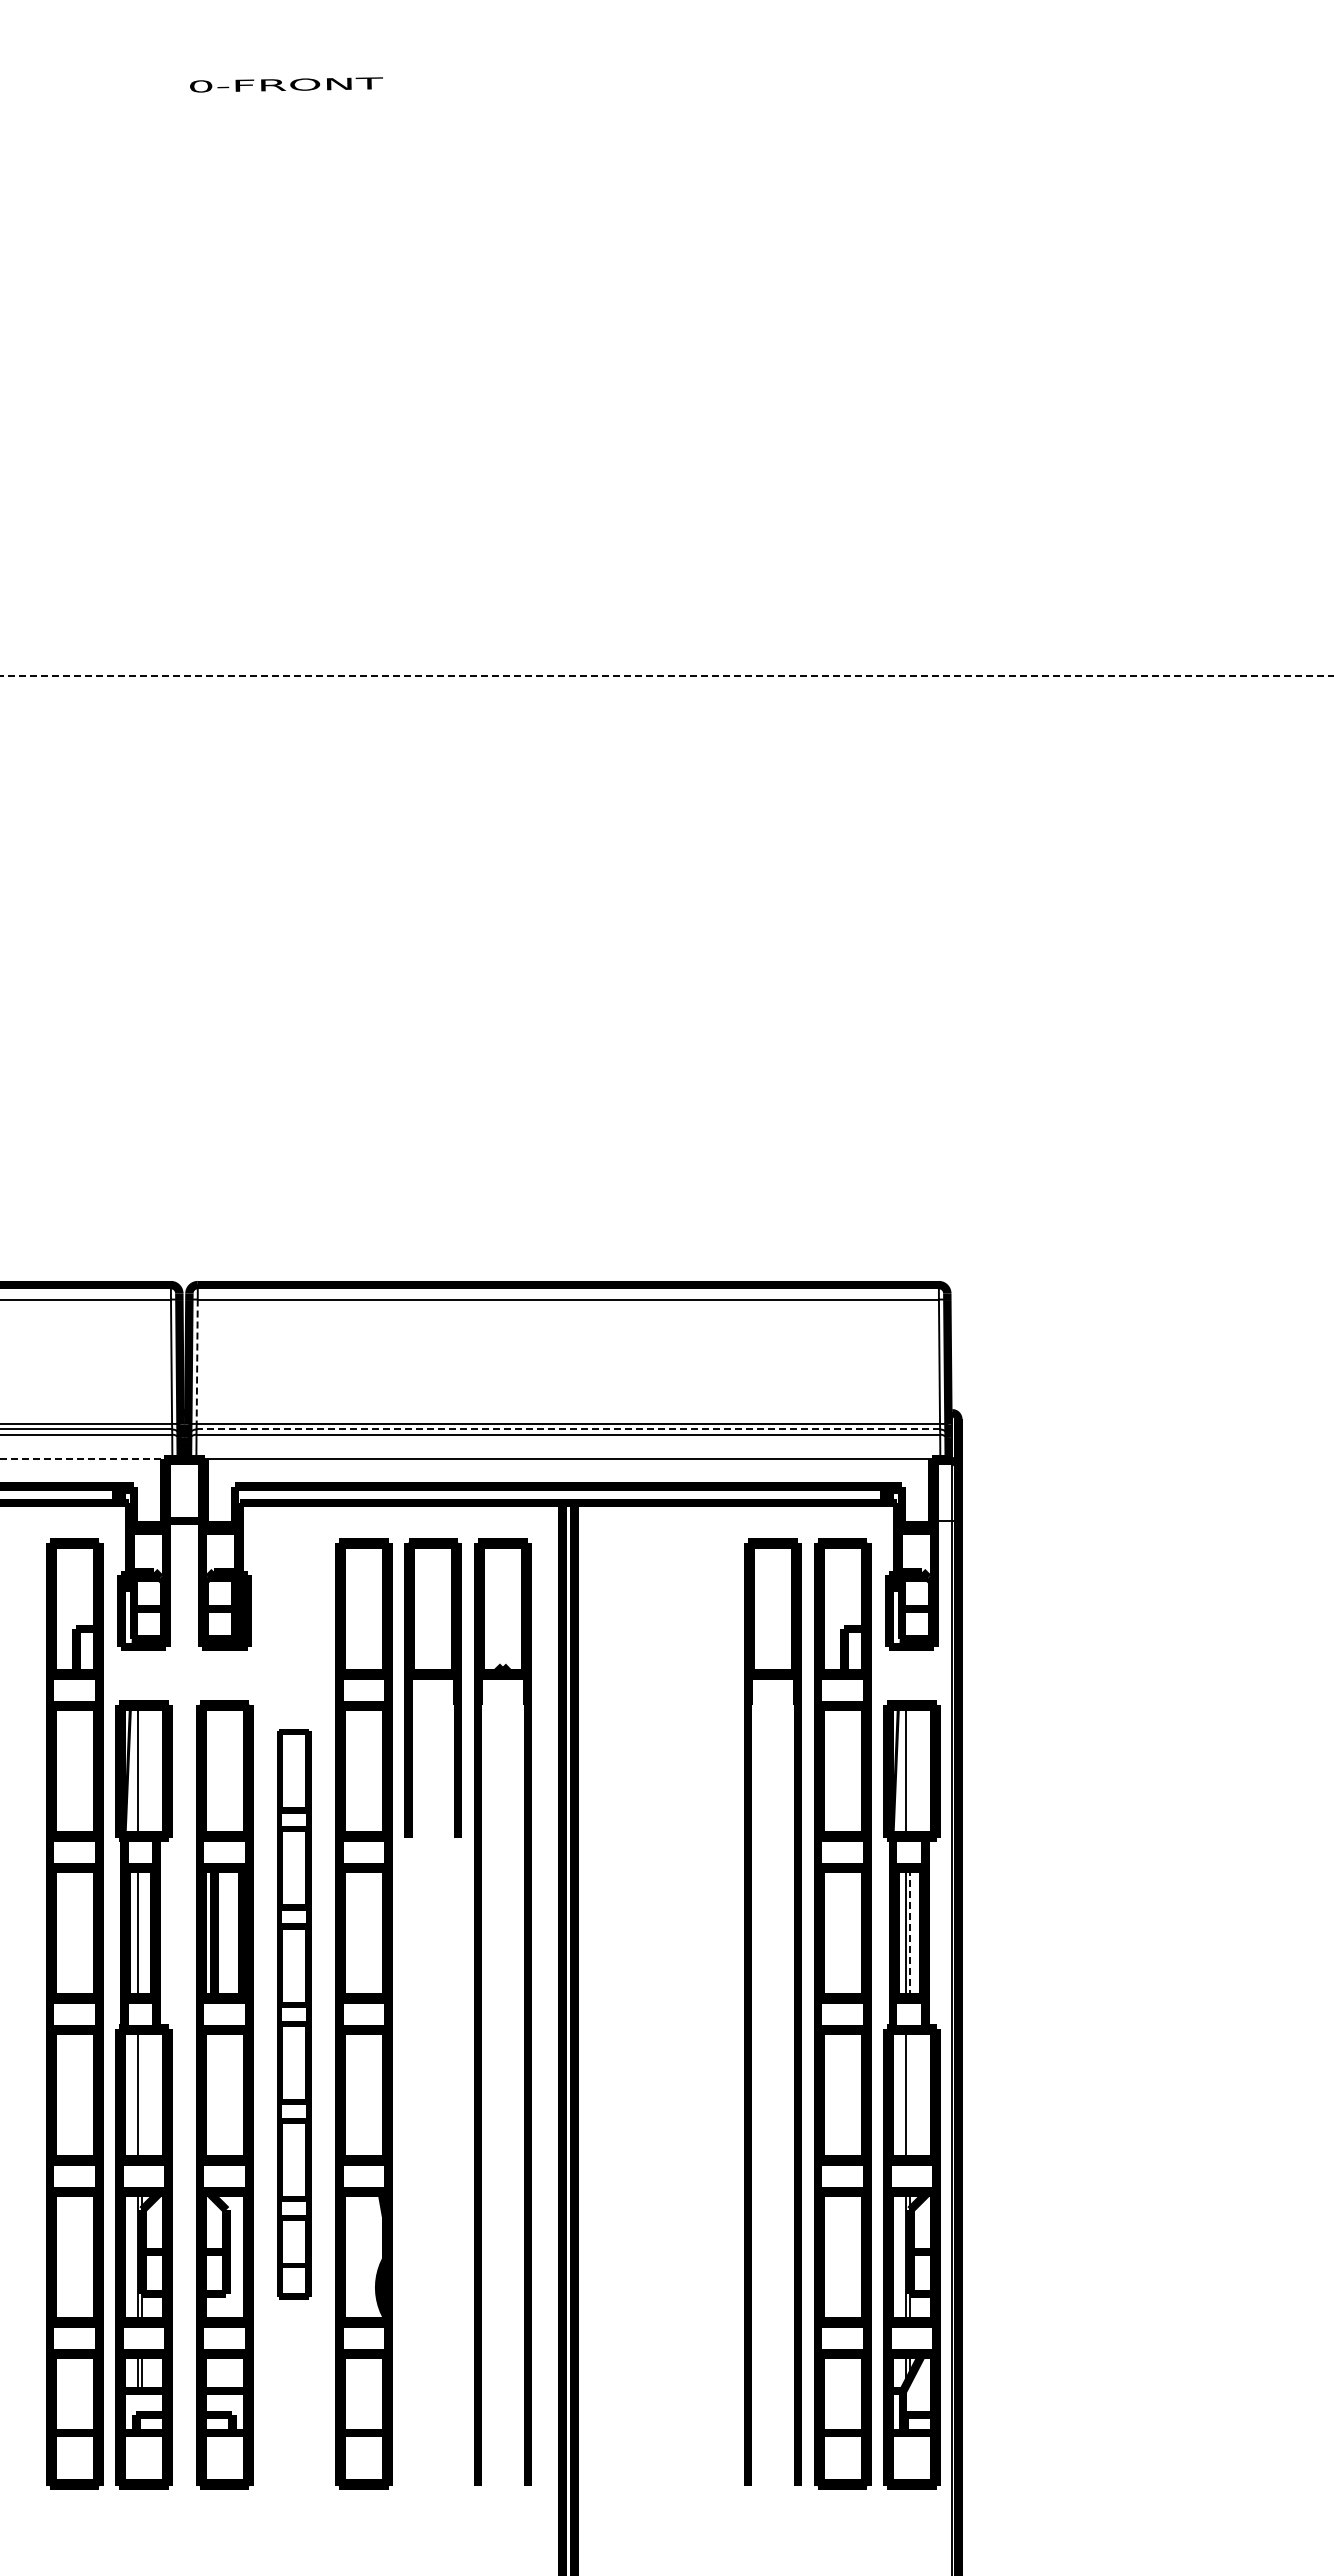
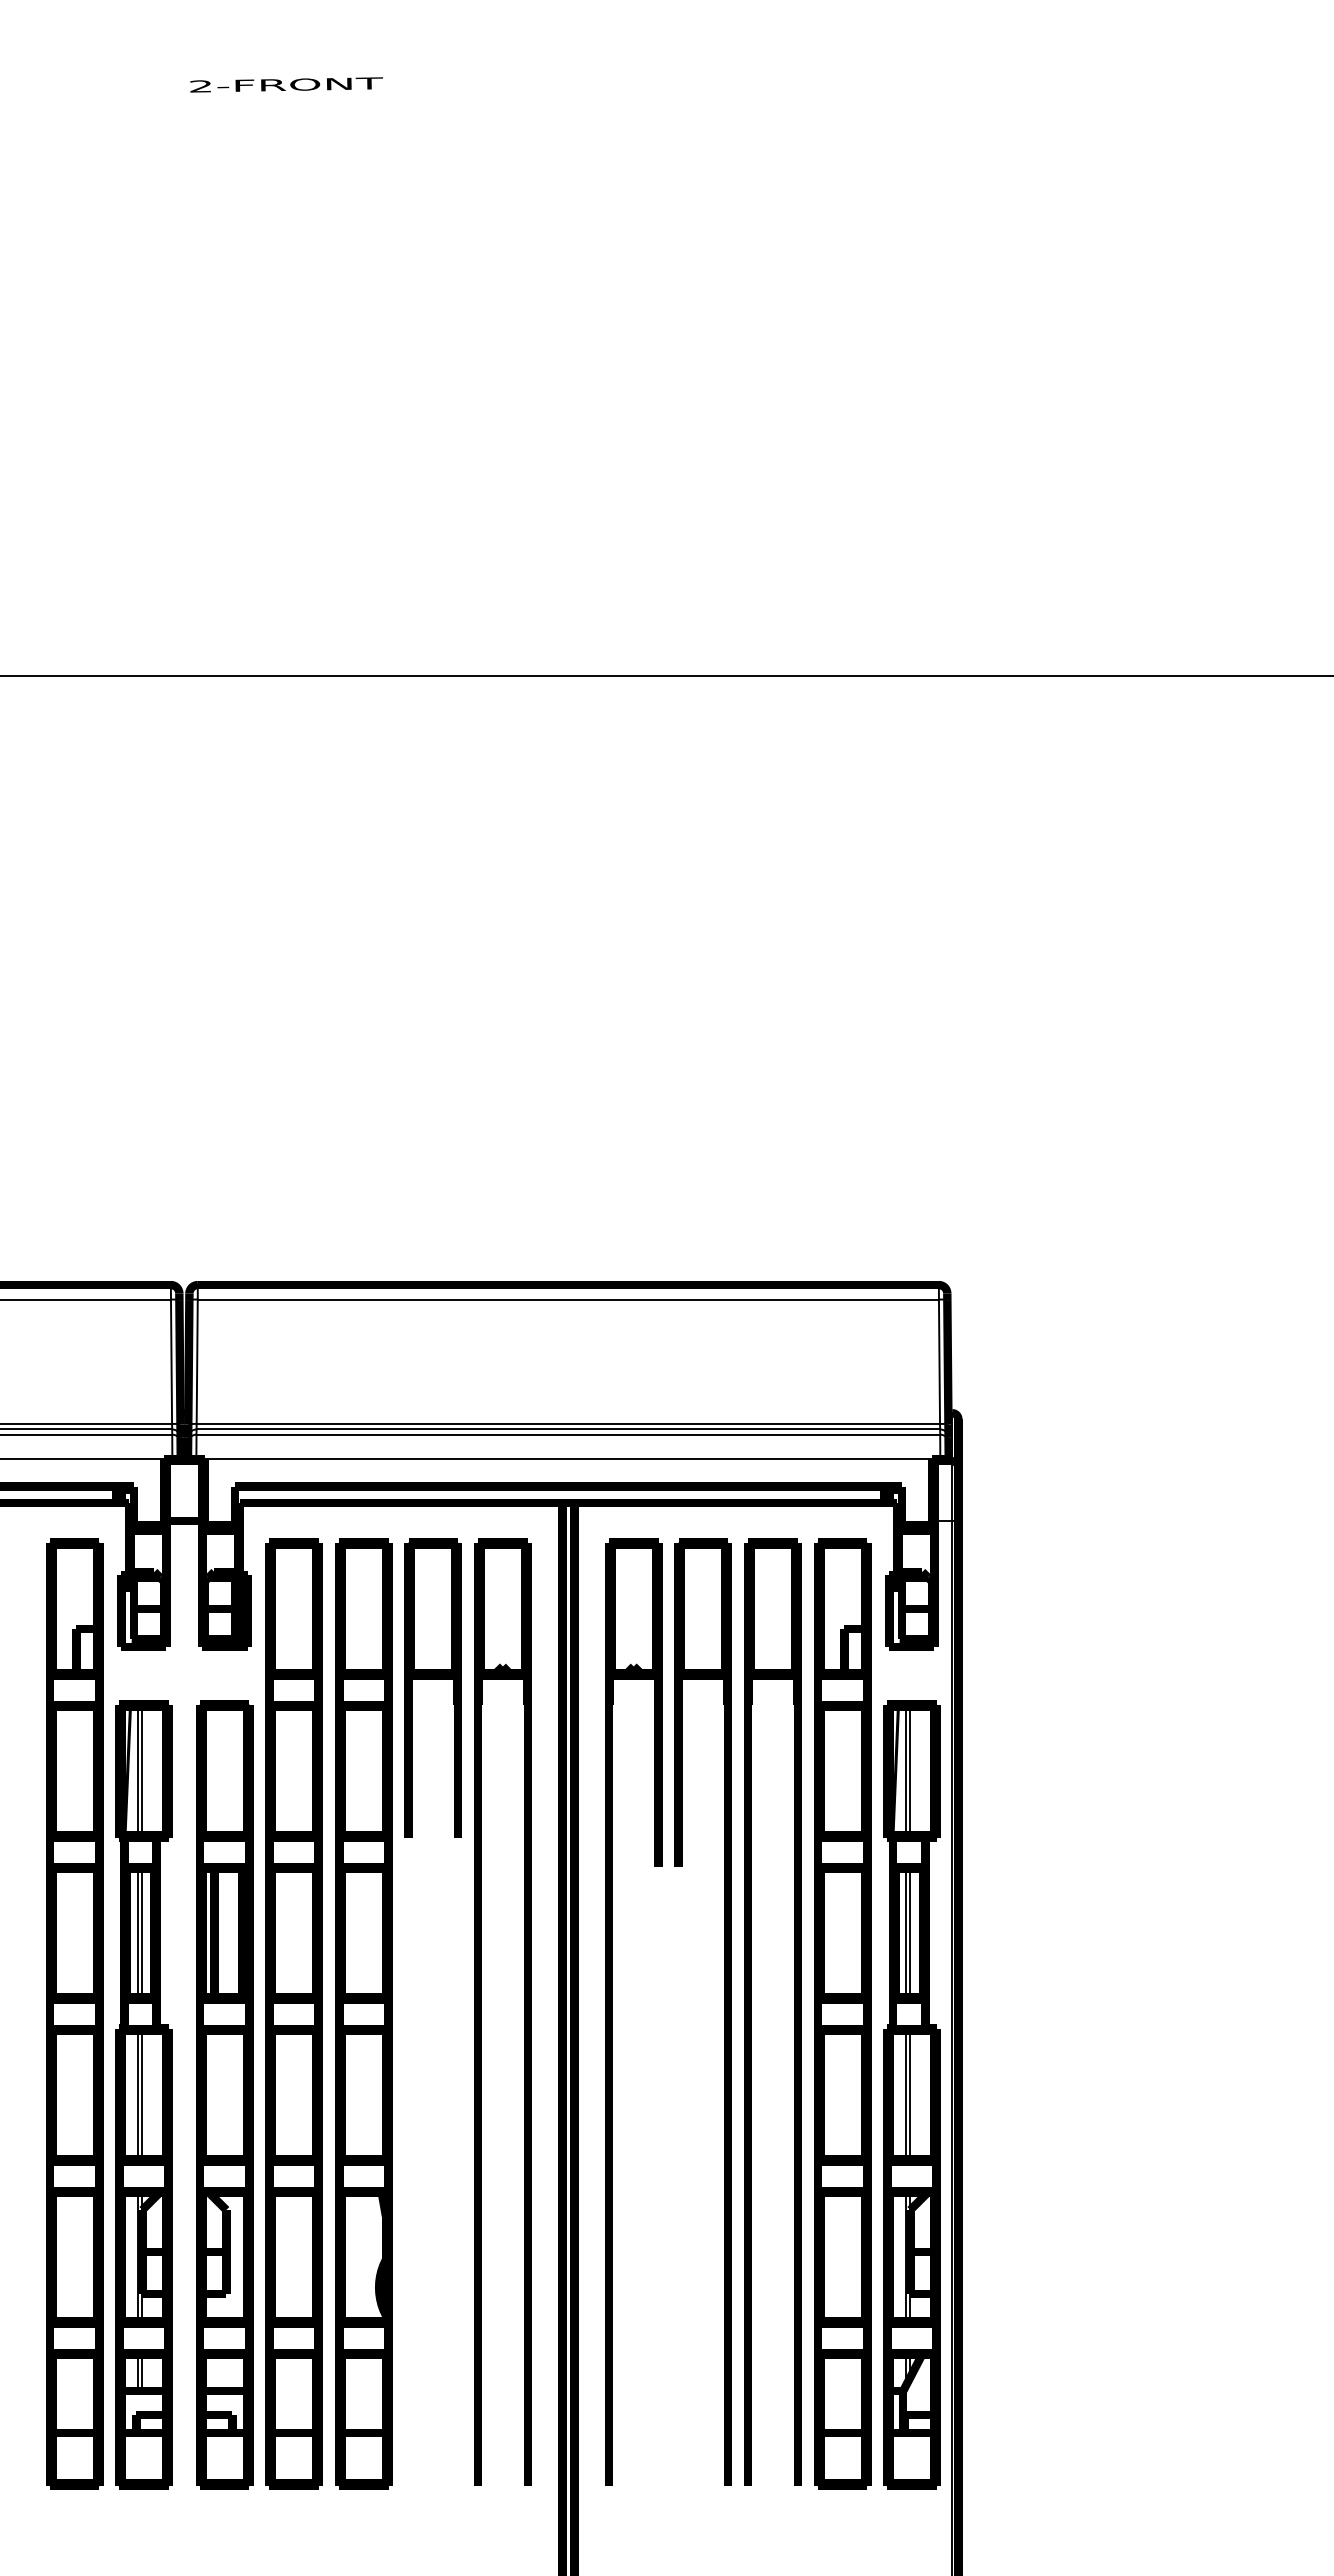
text: 0-FRONT -> 2-FRONT (201, 86)
line: dashed -> solid (666, 676)
line: dashed -> solid (197, 1362)
line: dashed -> solid (568, 1429)
line: dashed -> solid (86, 1458)
line: none -> present (142, 1771)
line: none -> present (910, 1771)
line: none -> present (142, 1933)
line: dashed -> solid (910, 1933)
part: none -> present (612, 2011)
part: none -> present (724, 2011)
part size: 35x571 px -> 58x952 px (293, 2013)
line: none -> present (142, 2095)
line: none -> present (910, 2095)
